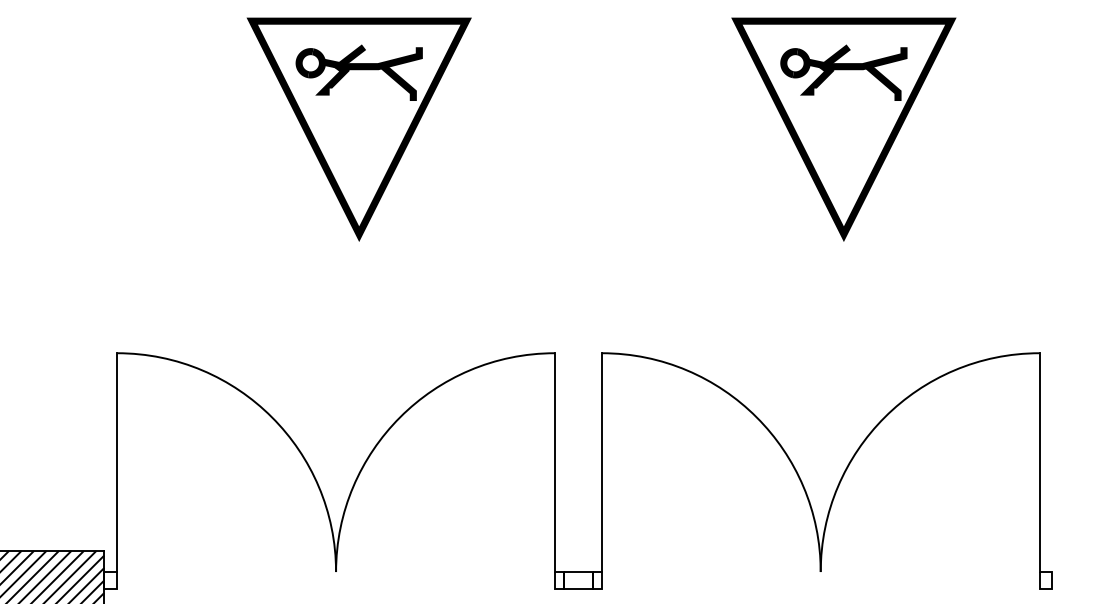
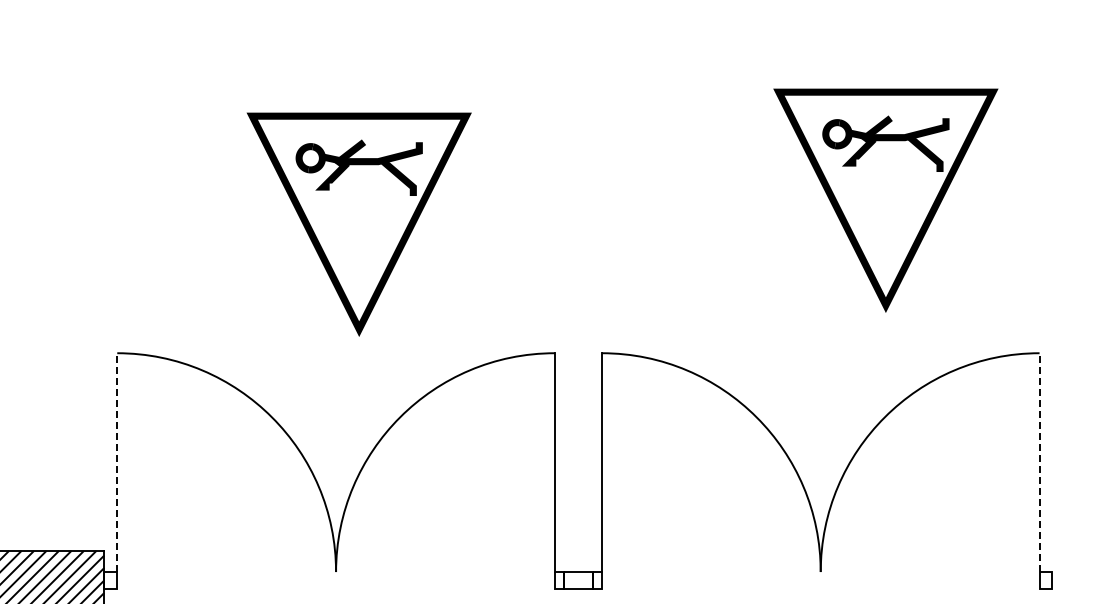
part position: (358, 129) -> (358, 224) (358, 224)
part position: (843, 129) -> (885, 200) (885, 200)
line: solid -> dashed (117, 462)
line: solid -> dashed (1039, 462)
